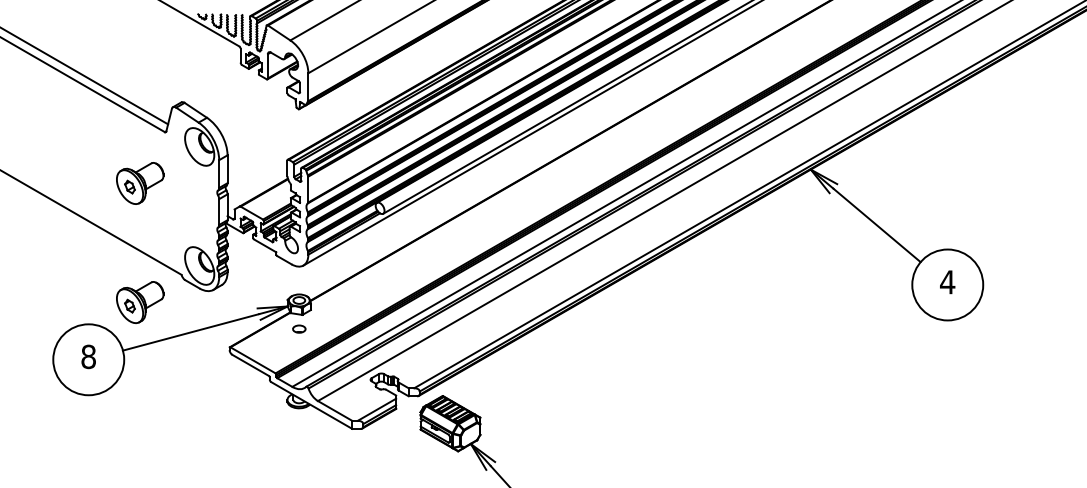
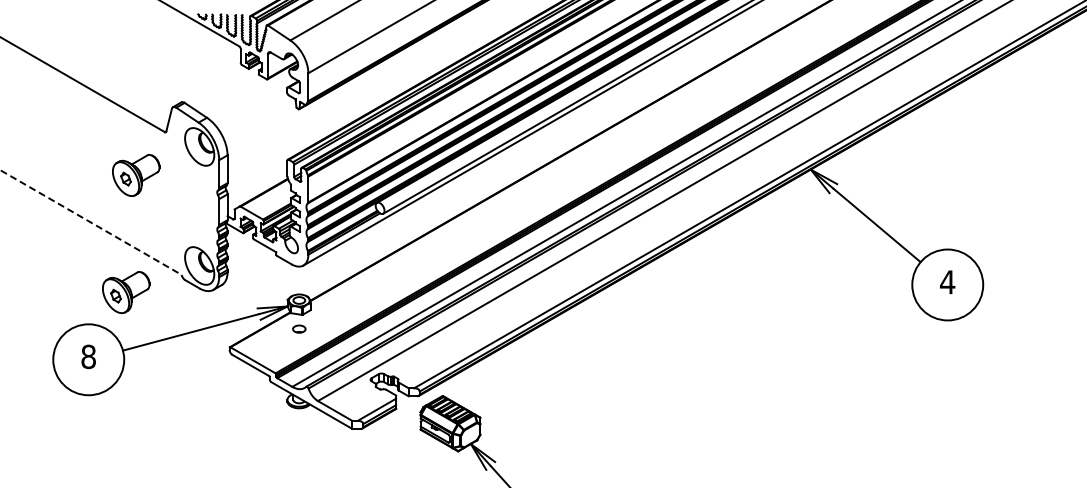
line: present -> none (85, 76)
part position: (140, 183) -> (136, 175) (136, 175)
line: solid -> dashed (91, 222)
part position: (140, 302) -> (126, 292) (126, 292)
